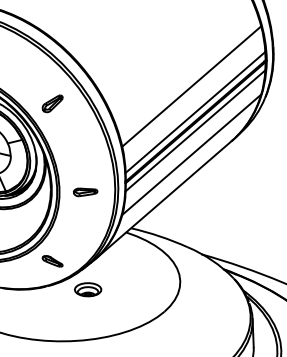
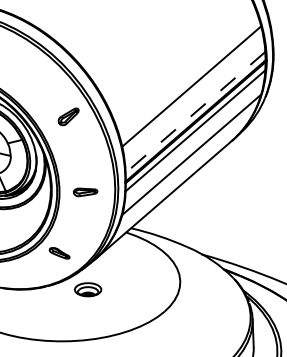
part position: (52, 103) -> (68, 116) (68, 116)
line: solid -> dashed (195, 112)
part position: (52, 261) -> (59, 253) (59, 253)
